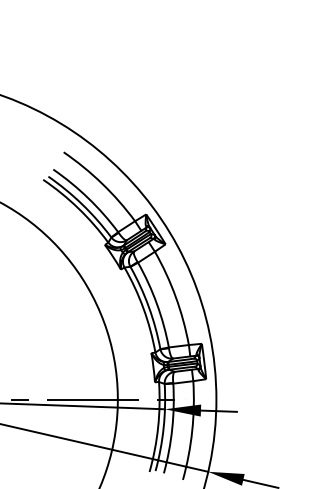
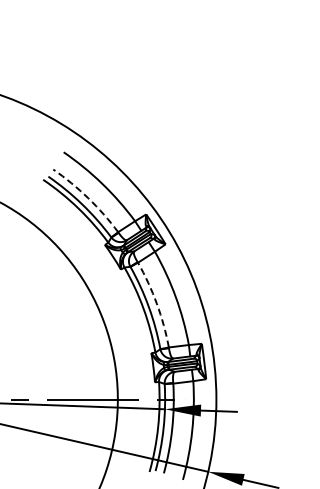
arc: solid -> dashed (88, 198)
arc: solid -> dashed (156, 303)
